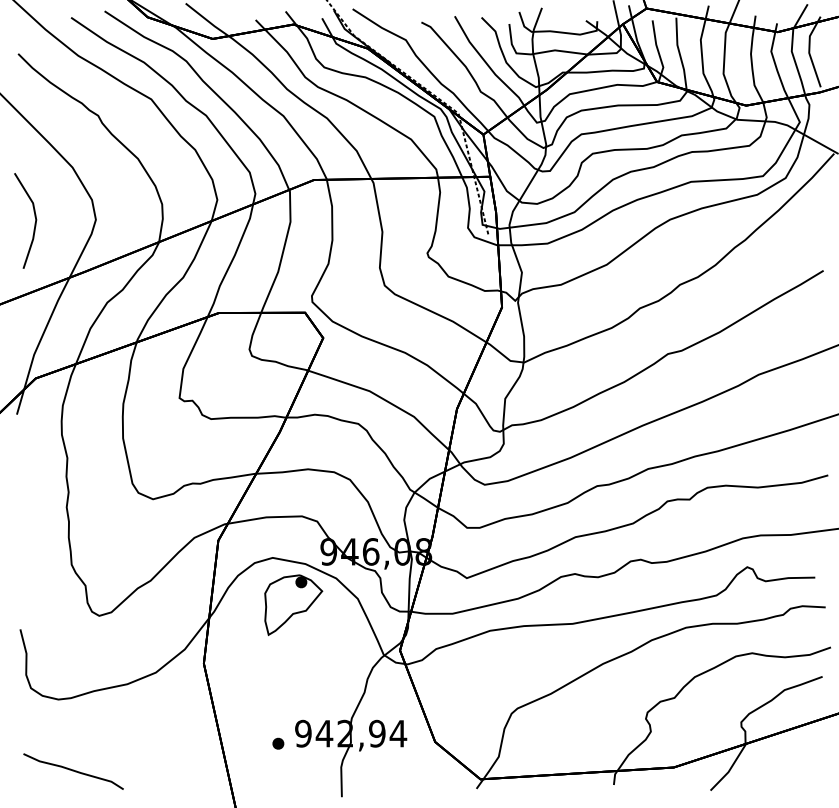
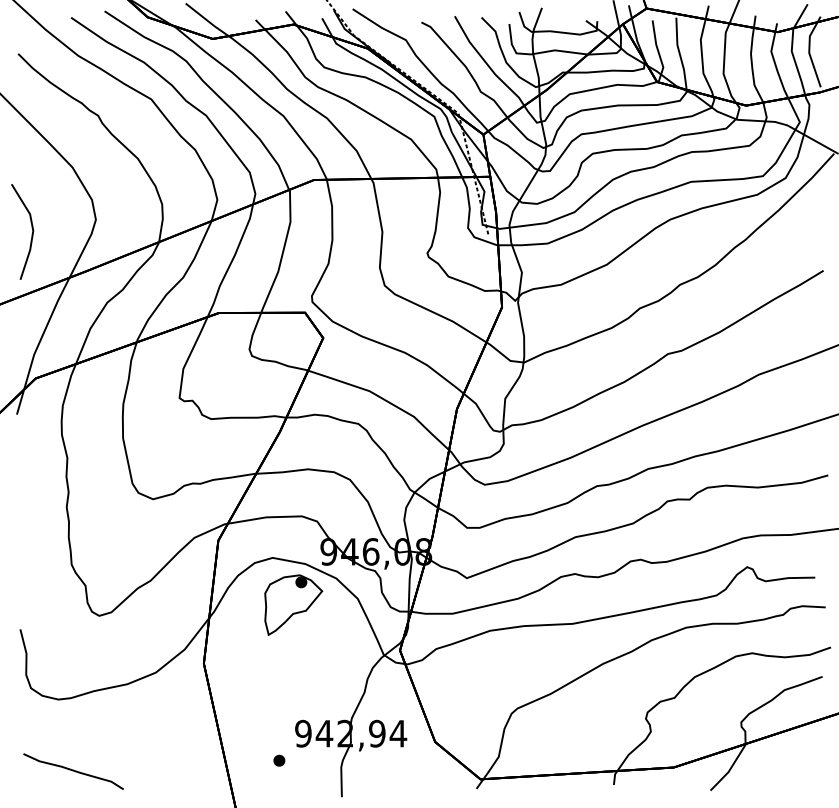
line position: (34, 217) -> (31, 228) (31, 228)
part position: (278, 743) -> (279, 760) (279, 760)
